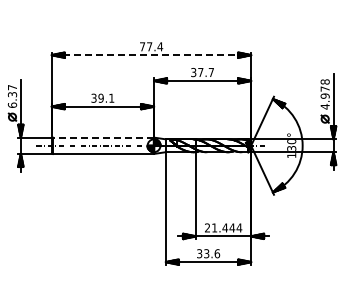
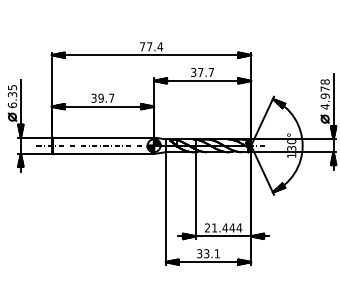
line: dashed -> solid (151, 55)
text: 6.37 -> 6.35 (12, 87)
text: 39.1 -> 39.7 (111, 97)
line: dashed -> solid (103, 137)
text: 33.6 -> 33.1 (217, 253)
